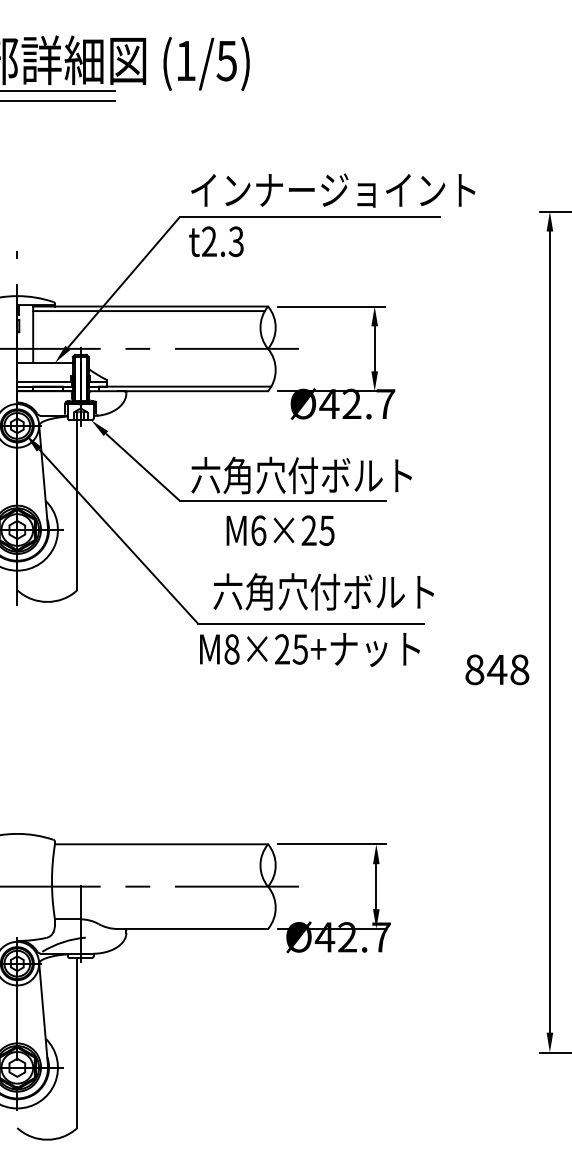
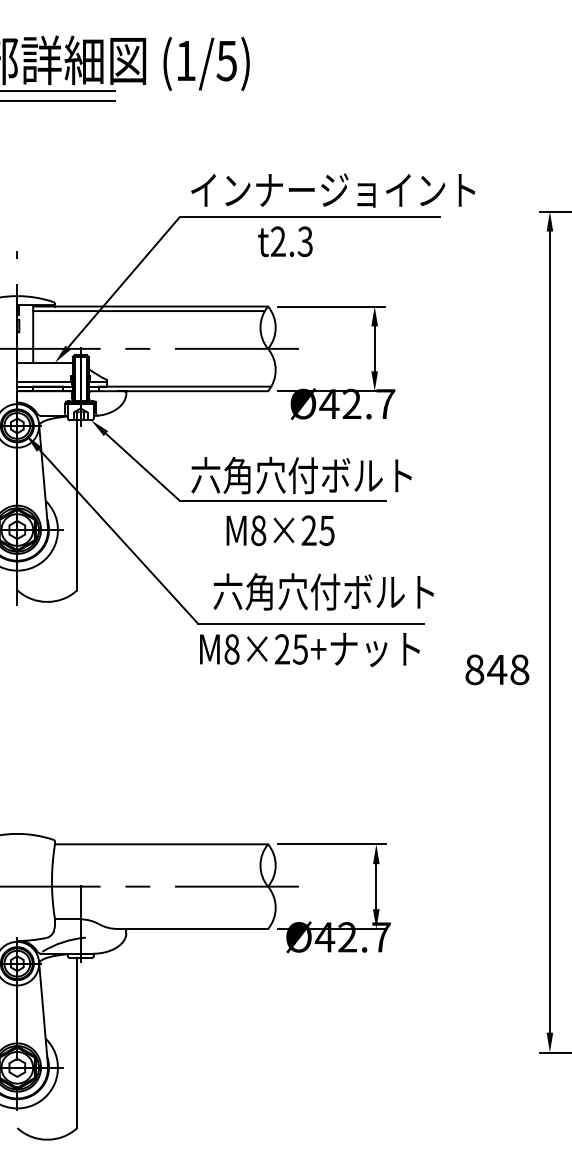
text position: (216, 241) -> (285, 241) (285, 241)
text: M6×25 -> M8×25 (258, 530)
